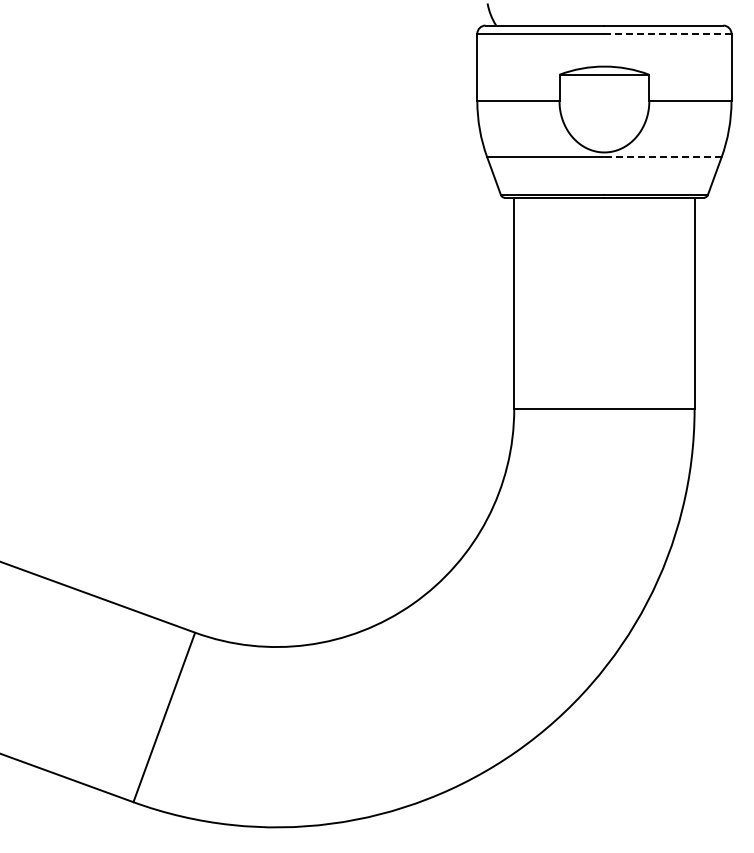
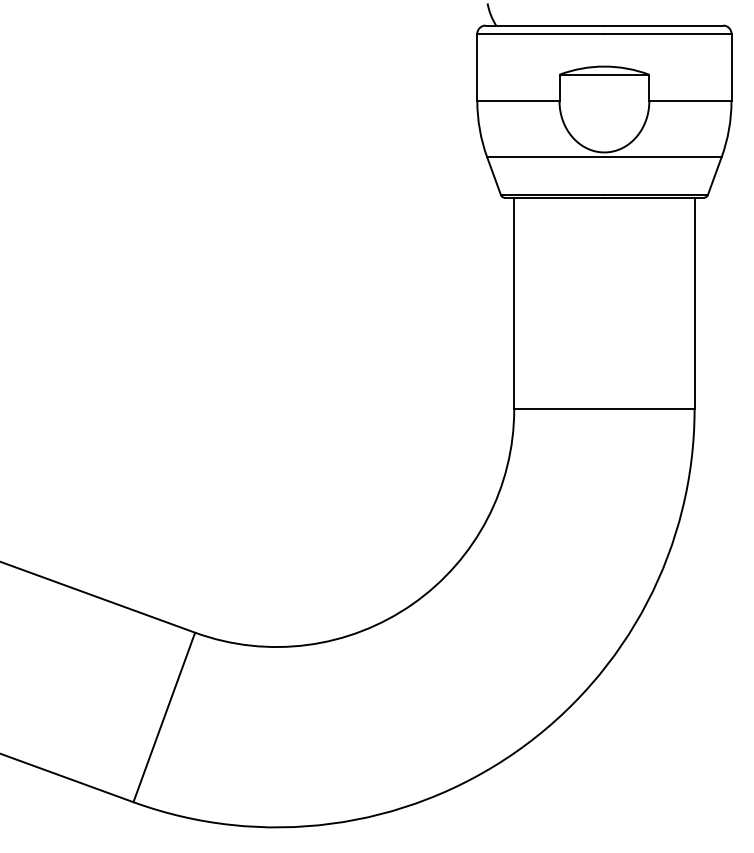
line: dashed -> solid (667, 33)
line: dashed -> solid (663, 157)
